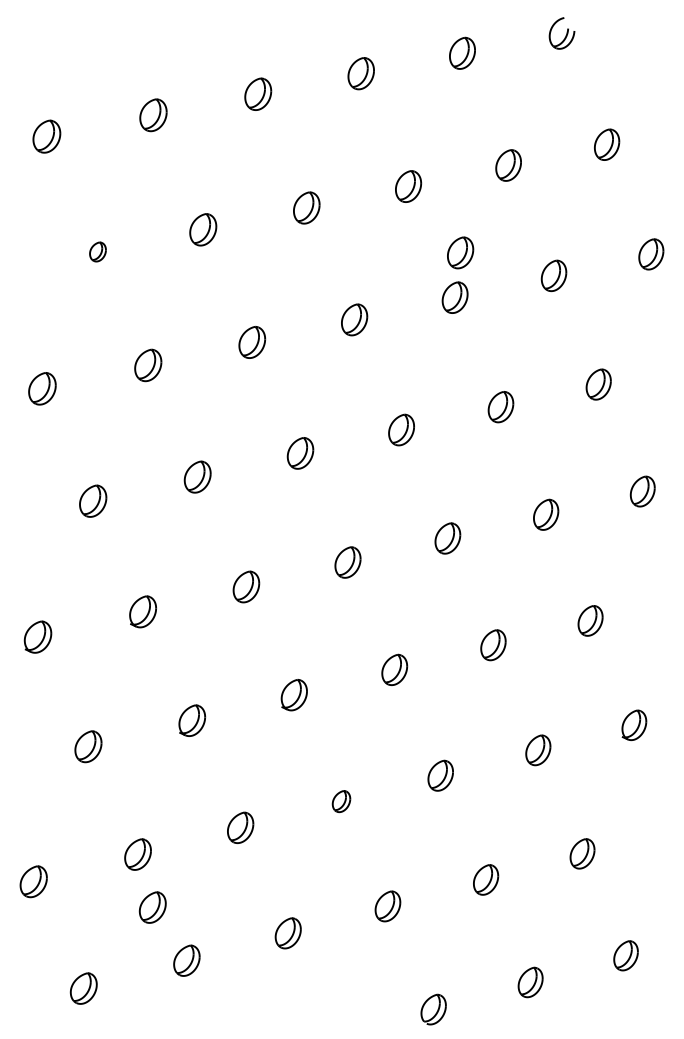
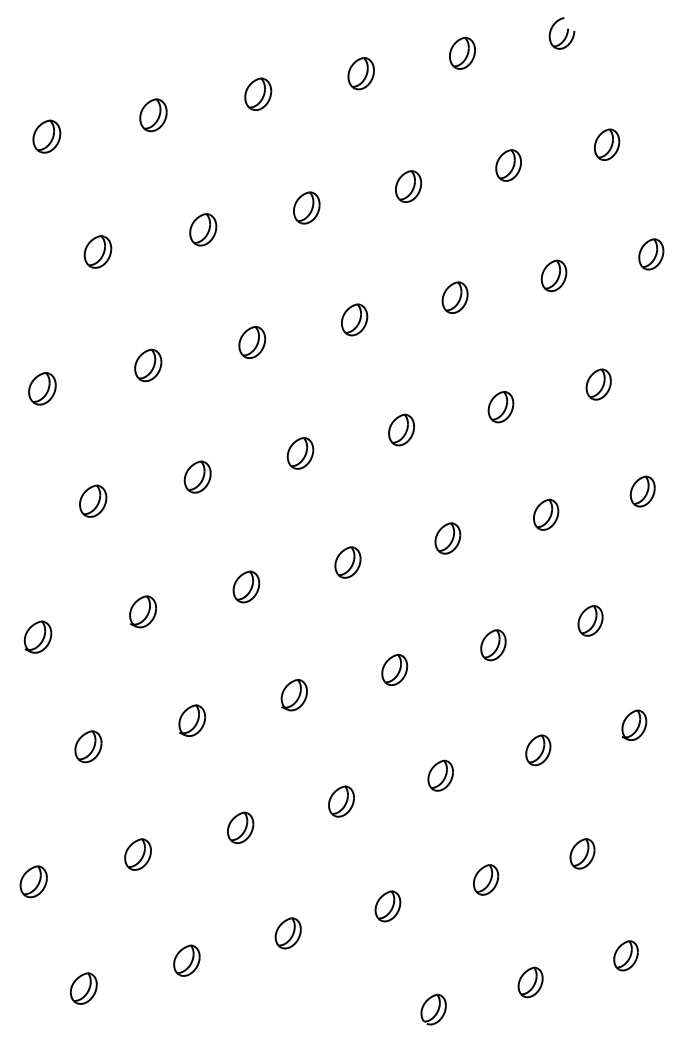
part size: 18x22 px -> 30x34 px (97, 251)
part: present -> none (460, 252)
part size: 21x24 px -> 27x33 px (341, 801)
part: present -> none (152, 907)
